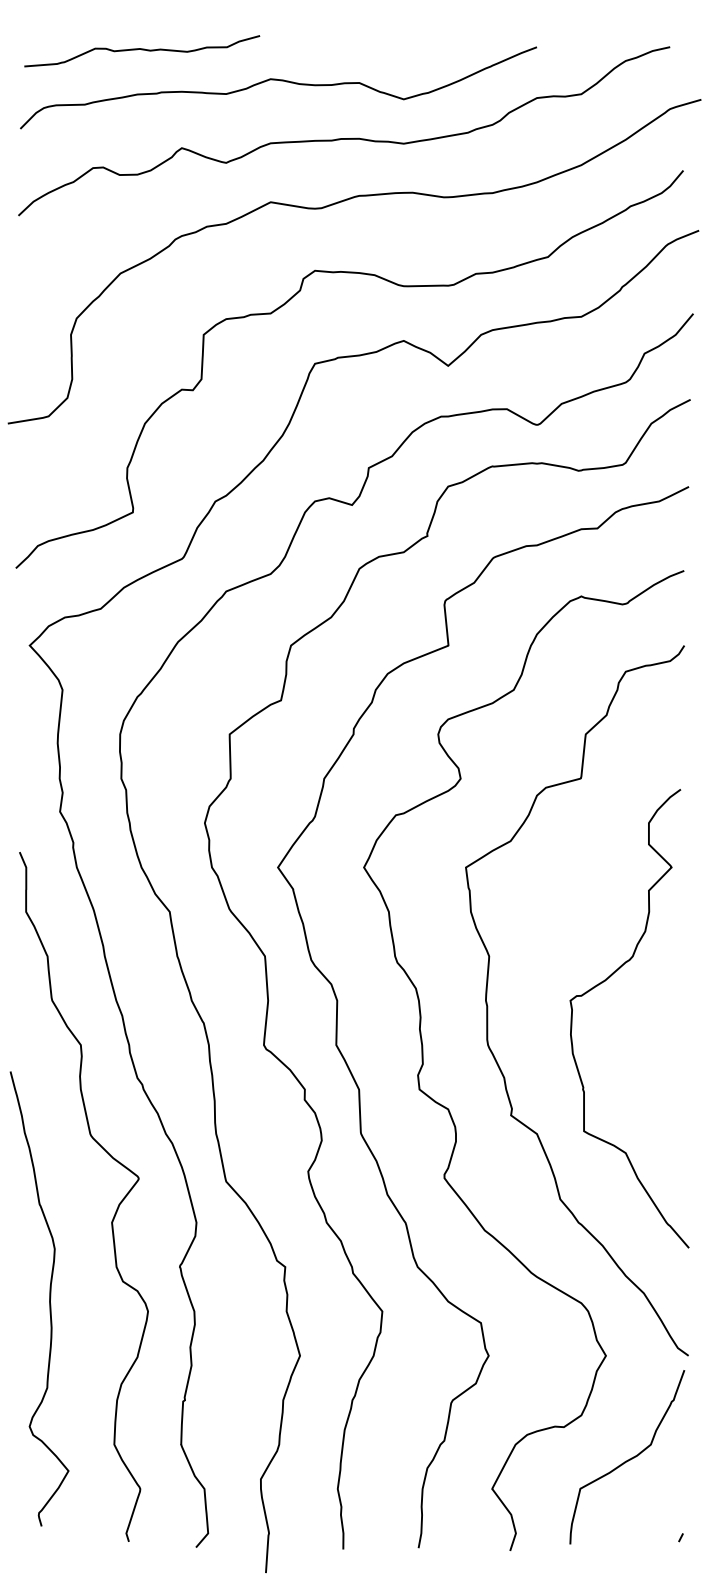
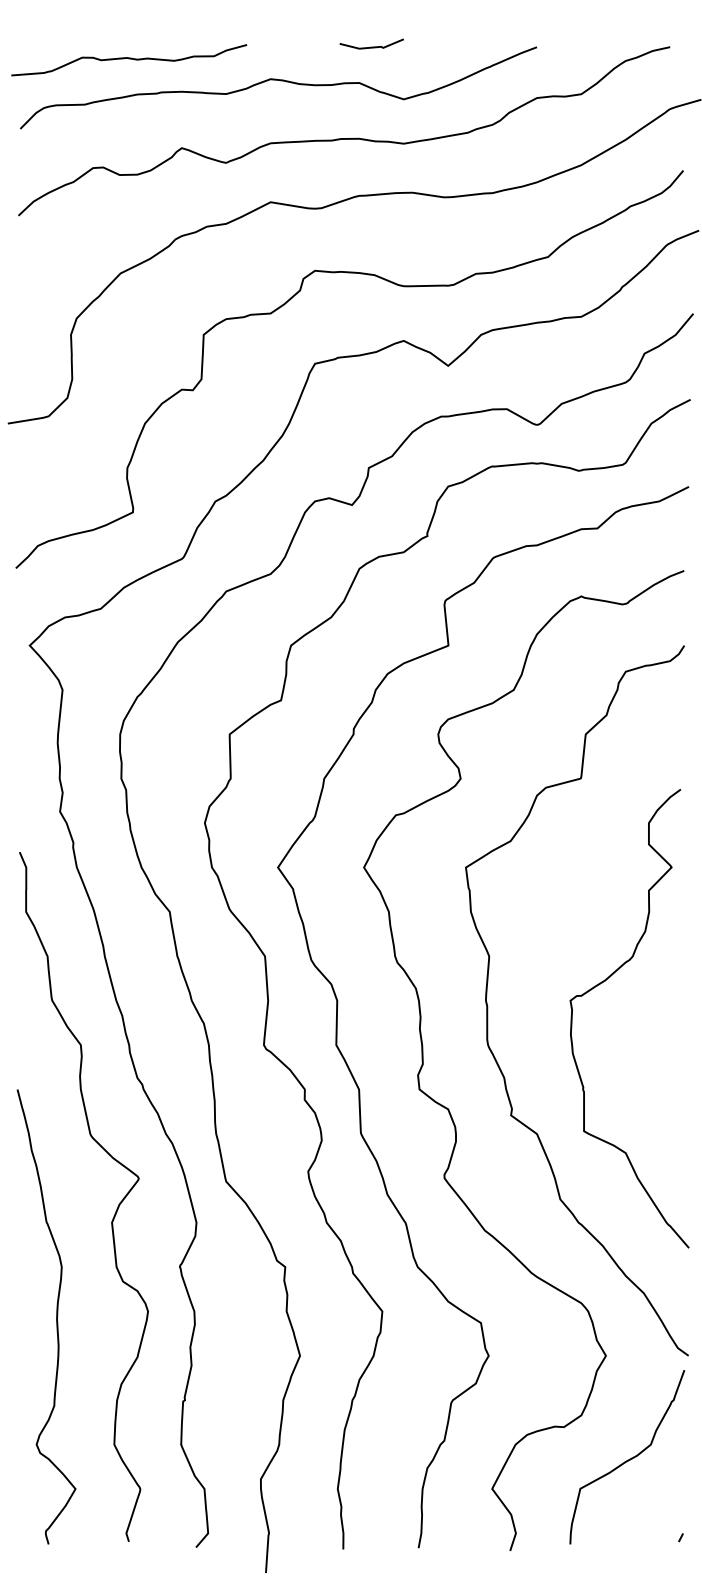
line: none -> present (371, 46)
curve position: (142, 50) -> (129, 59) (129, 59)
curve position: (49, 1298) -> (56, 1316) (56, 1316)
